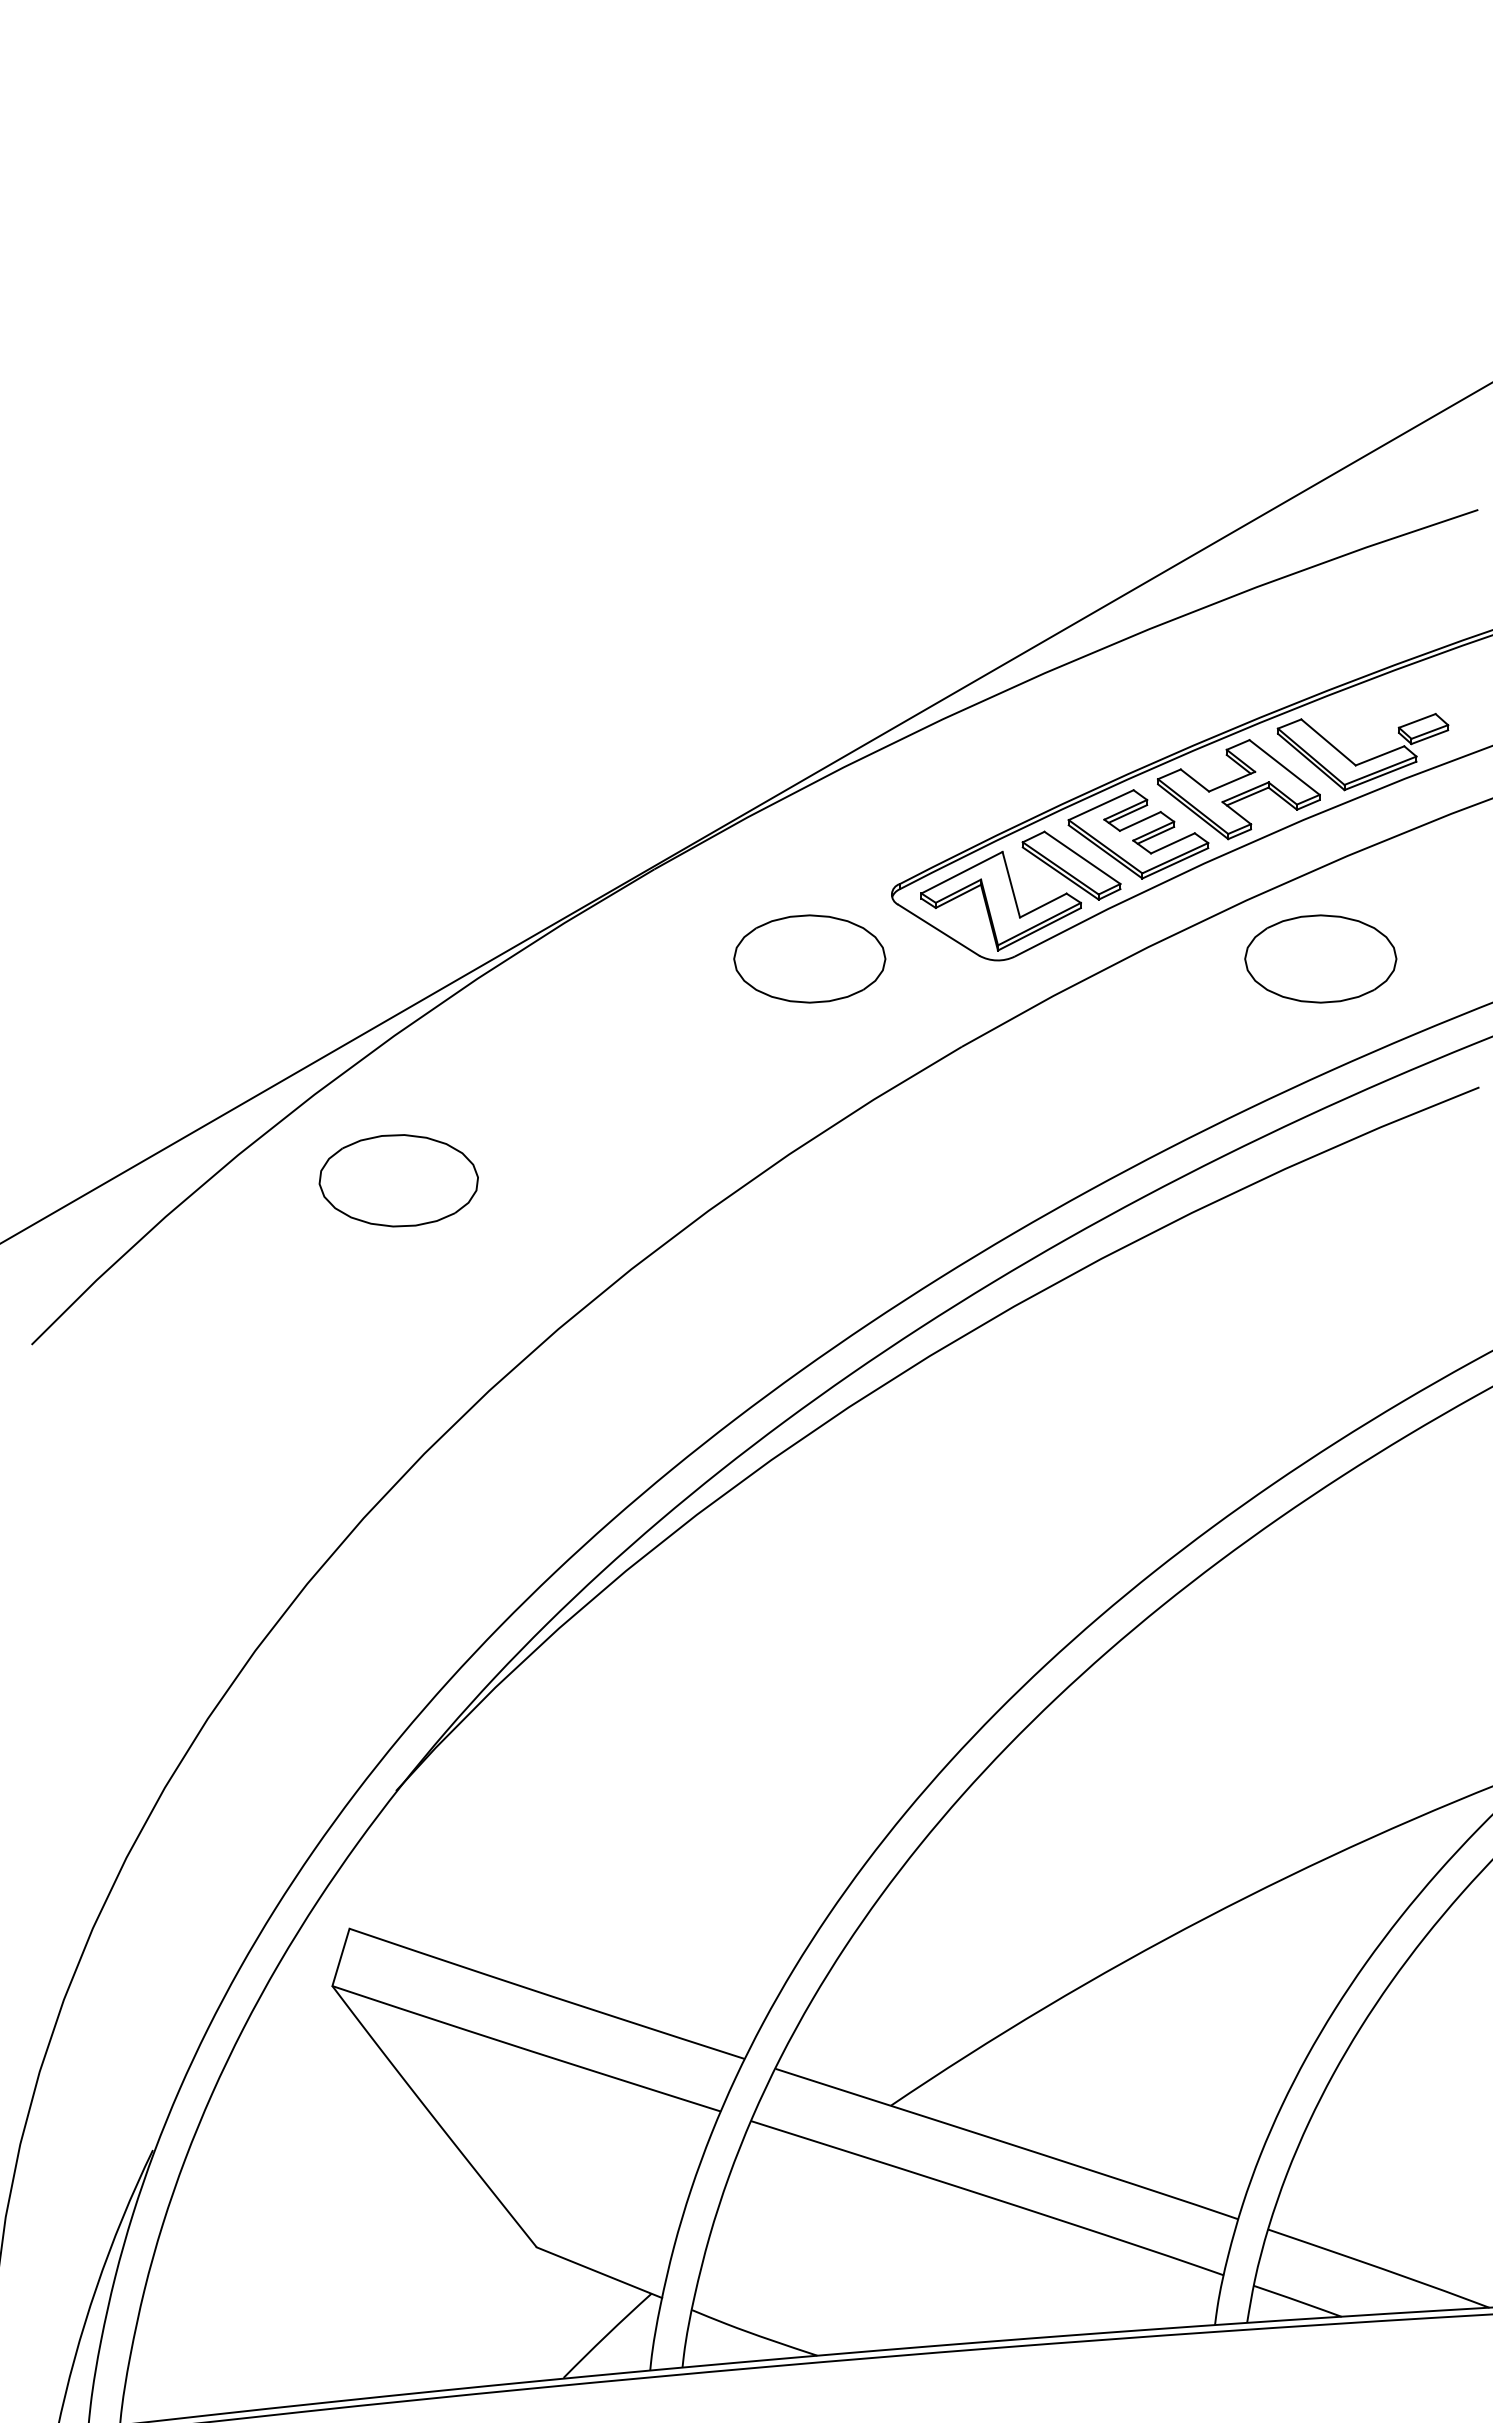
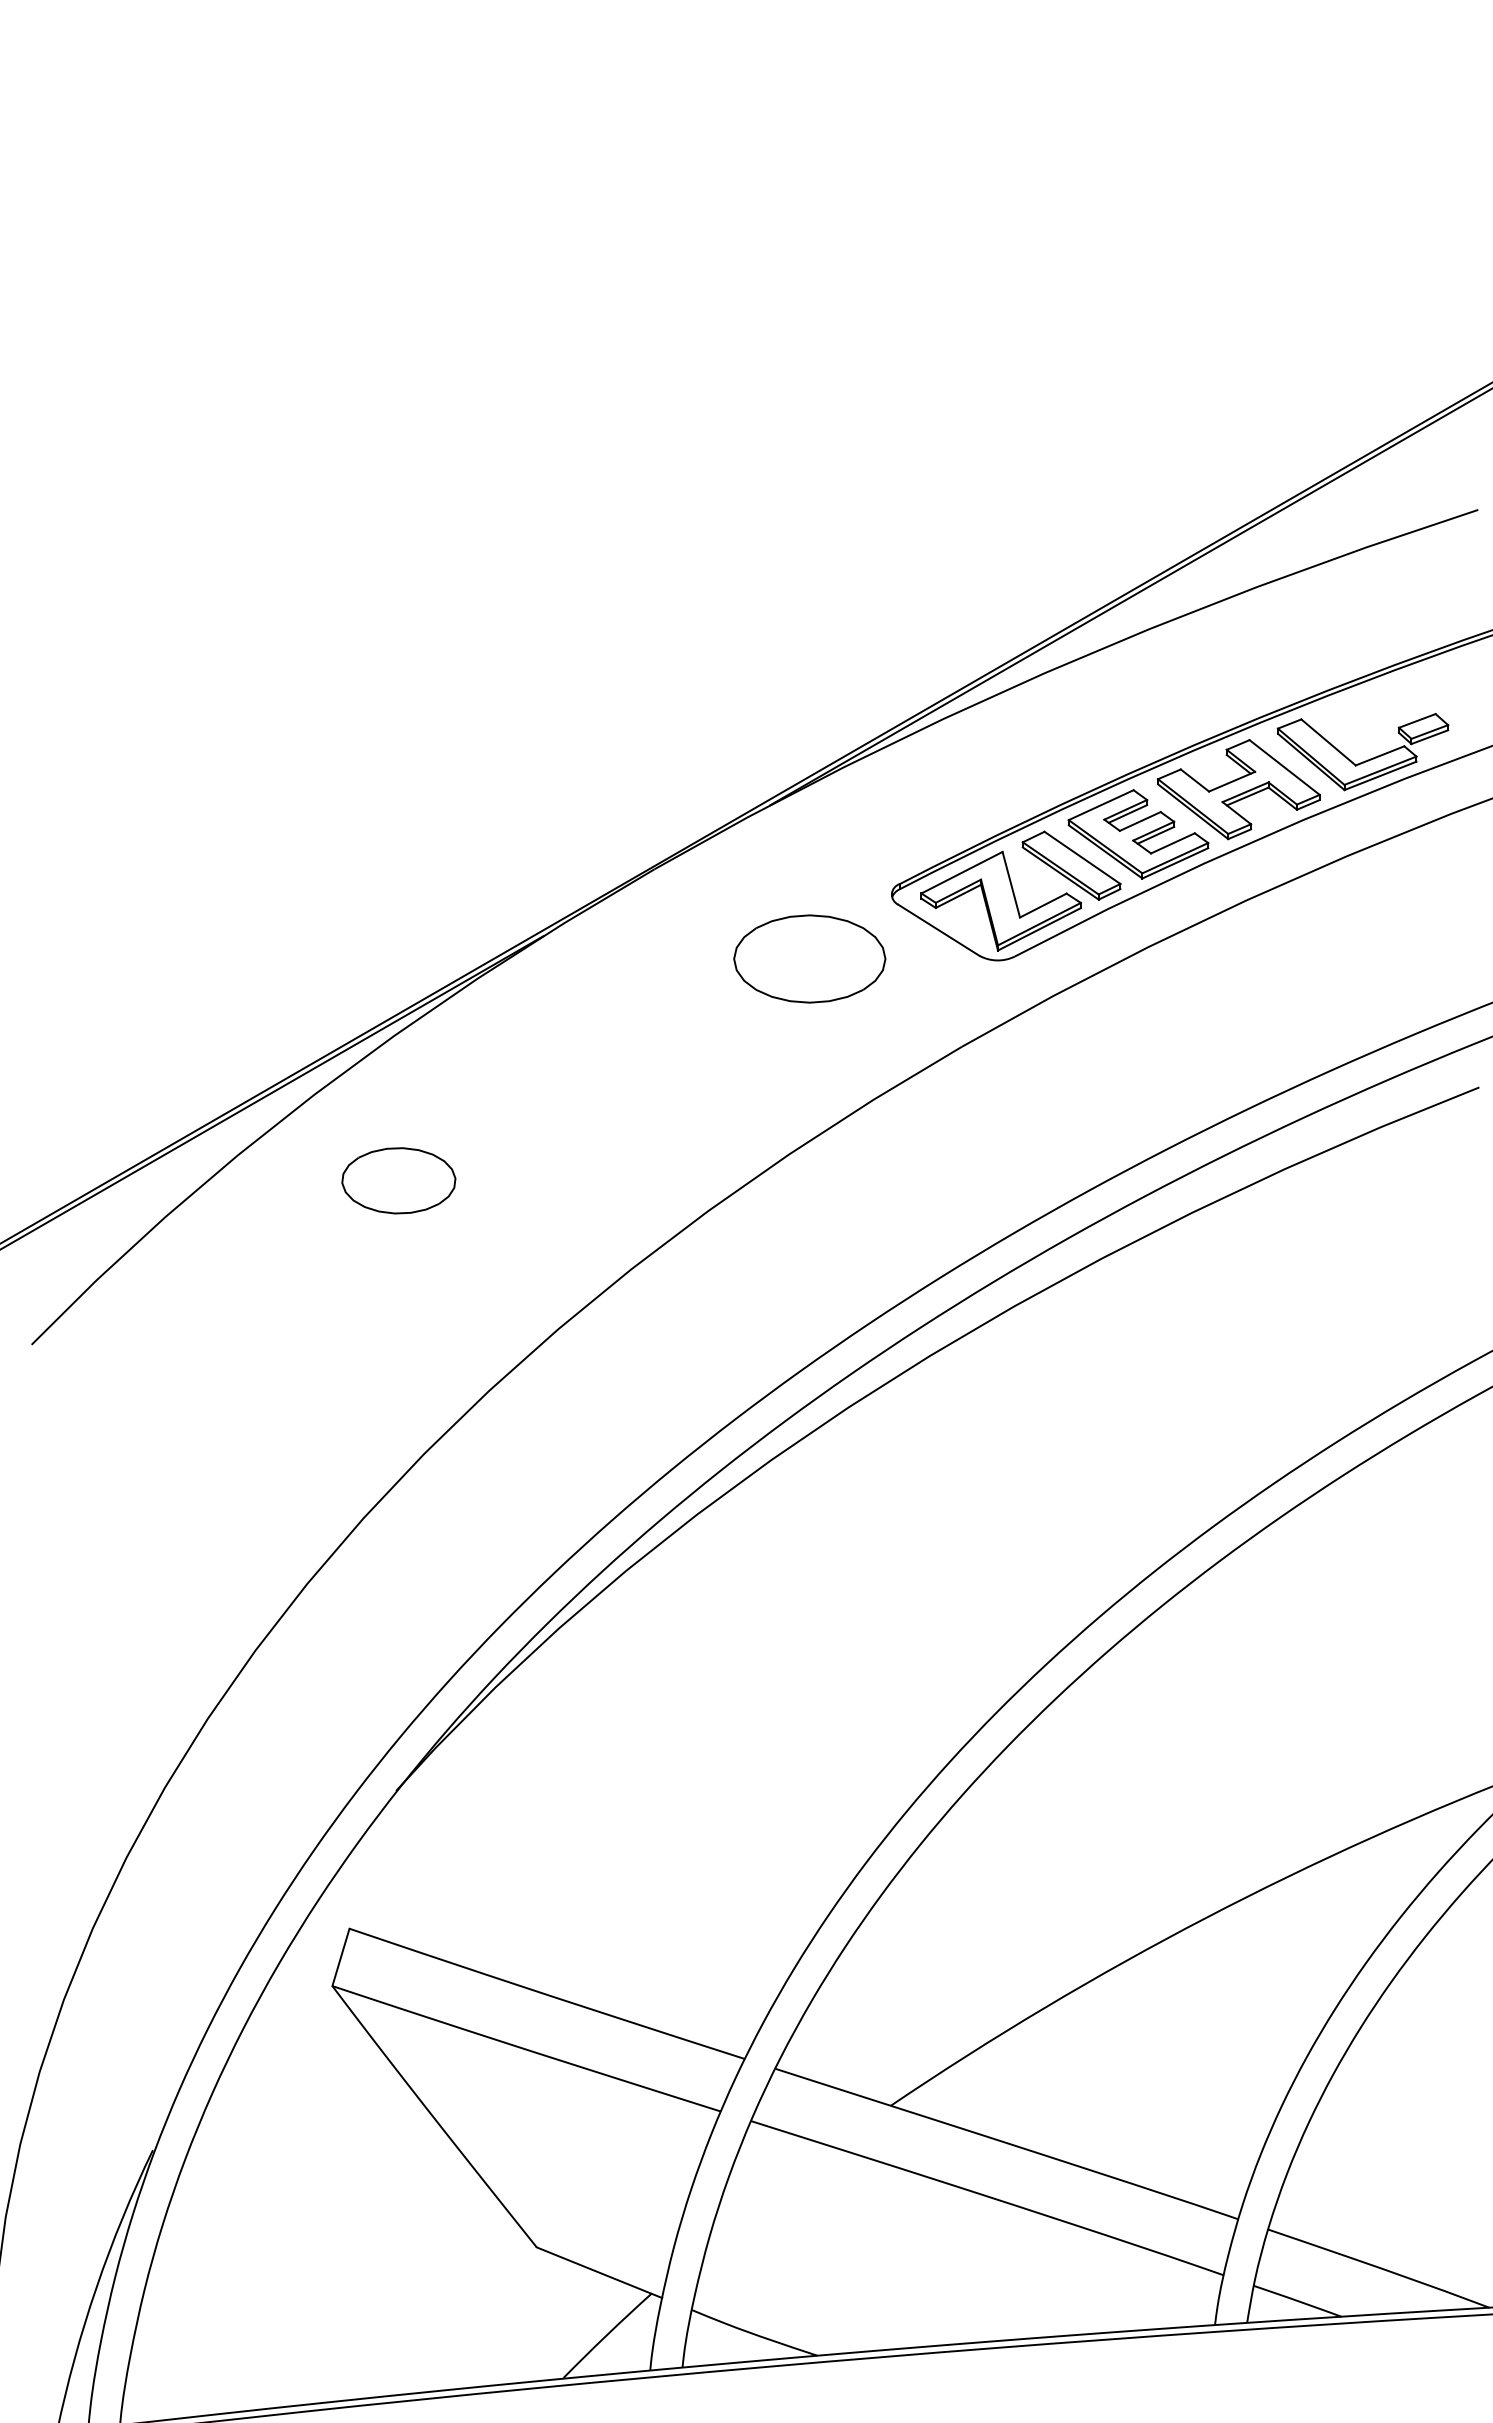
line: none -> present (1129, 597)
part: present -> none (1320, 958)
line: none -> present (272, 1092)
part size: 161x94 px -> 116x68 px (398, 1180)
